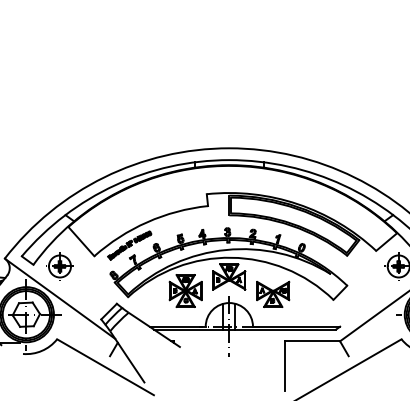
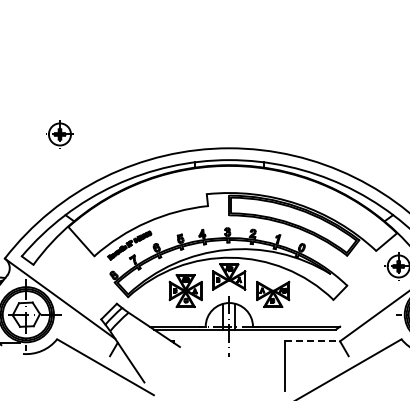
part position: (59, 266) -> (59, 134) (59, 134)
line: solid -> dashed (312, 341)
